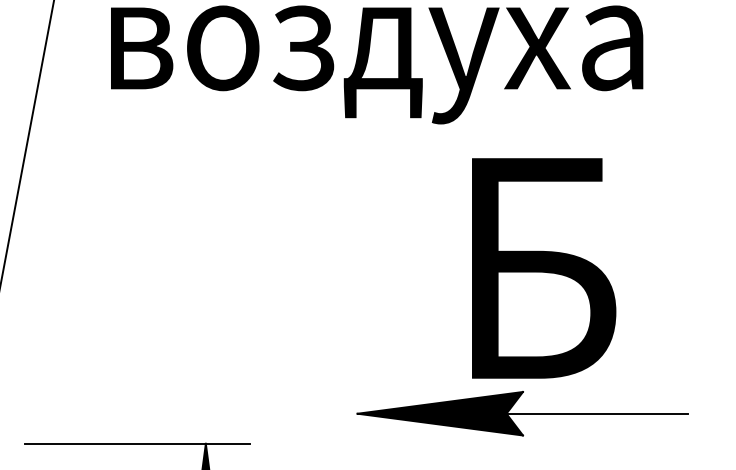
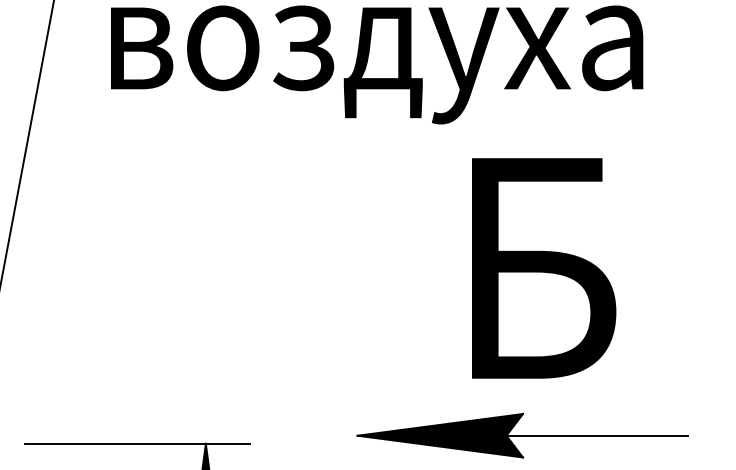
part position: (522, 413) -> (522, 435) (522, 435)
